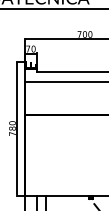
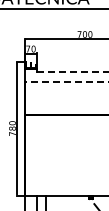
line: solid -> dashed (72, 71)
line: solid -> dashed (66, 82)
